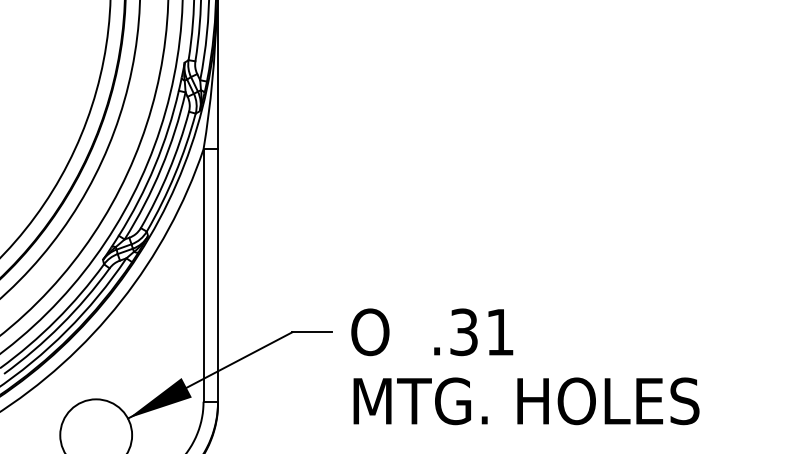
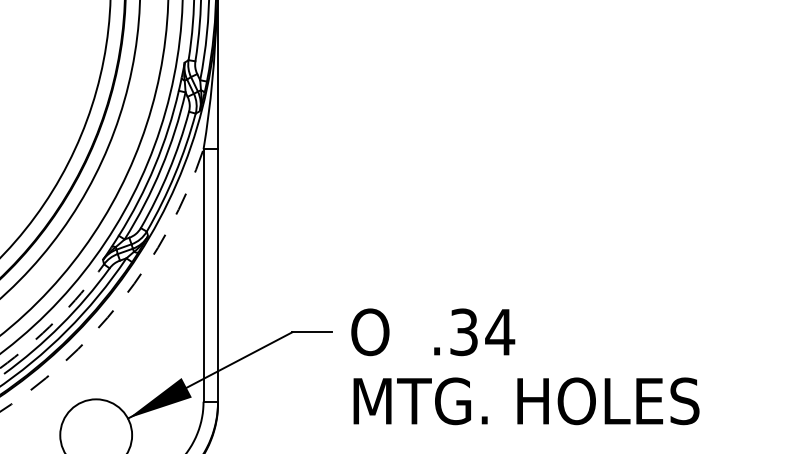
arc: solid -> dashed (123, 297)
arc: solid -> dashed (56, 320)
text: .31 -> .34 (500, 332)
